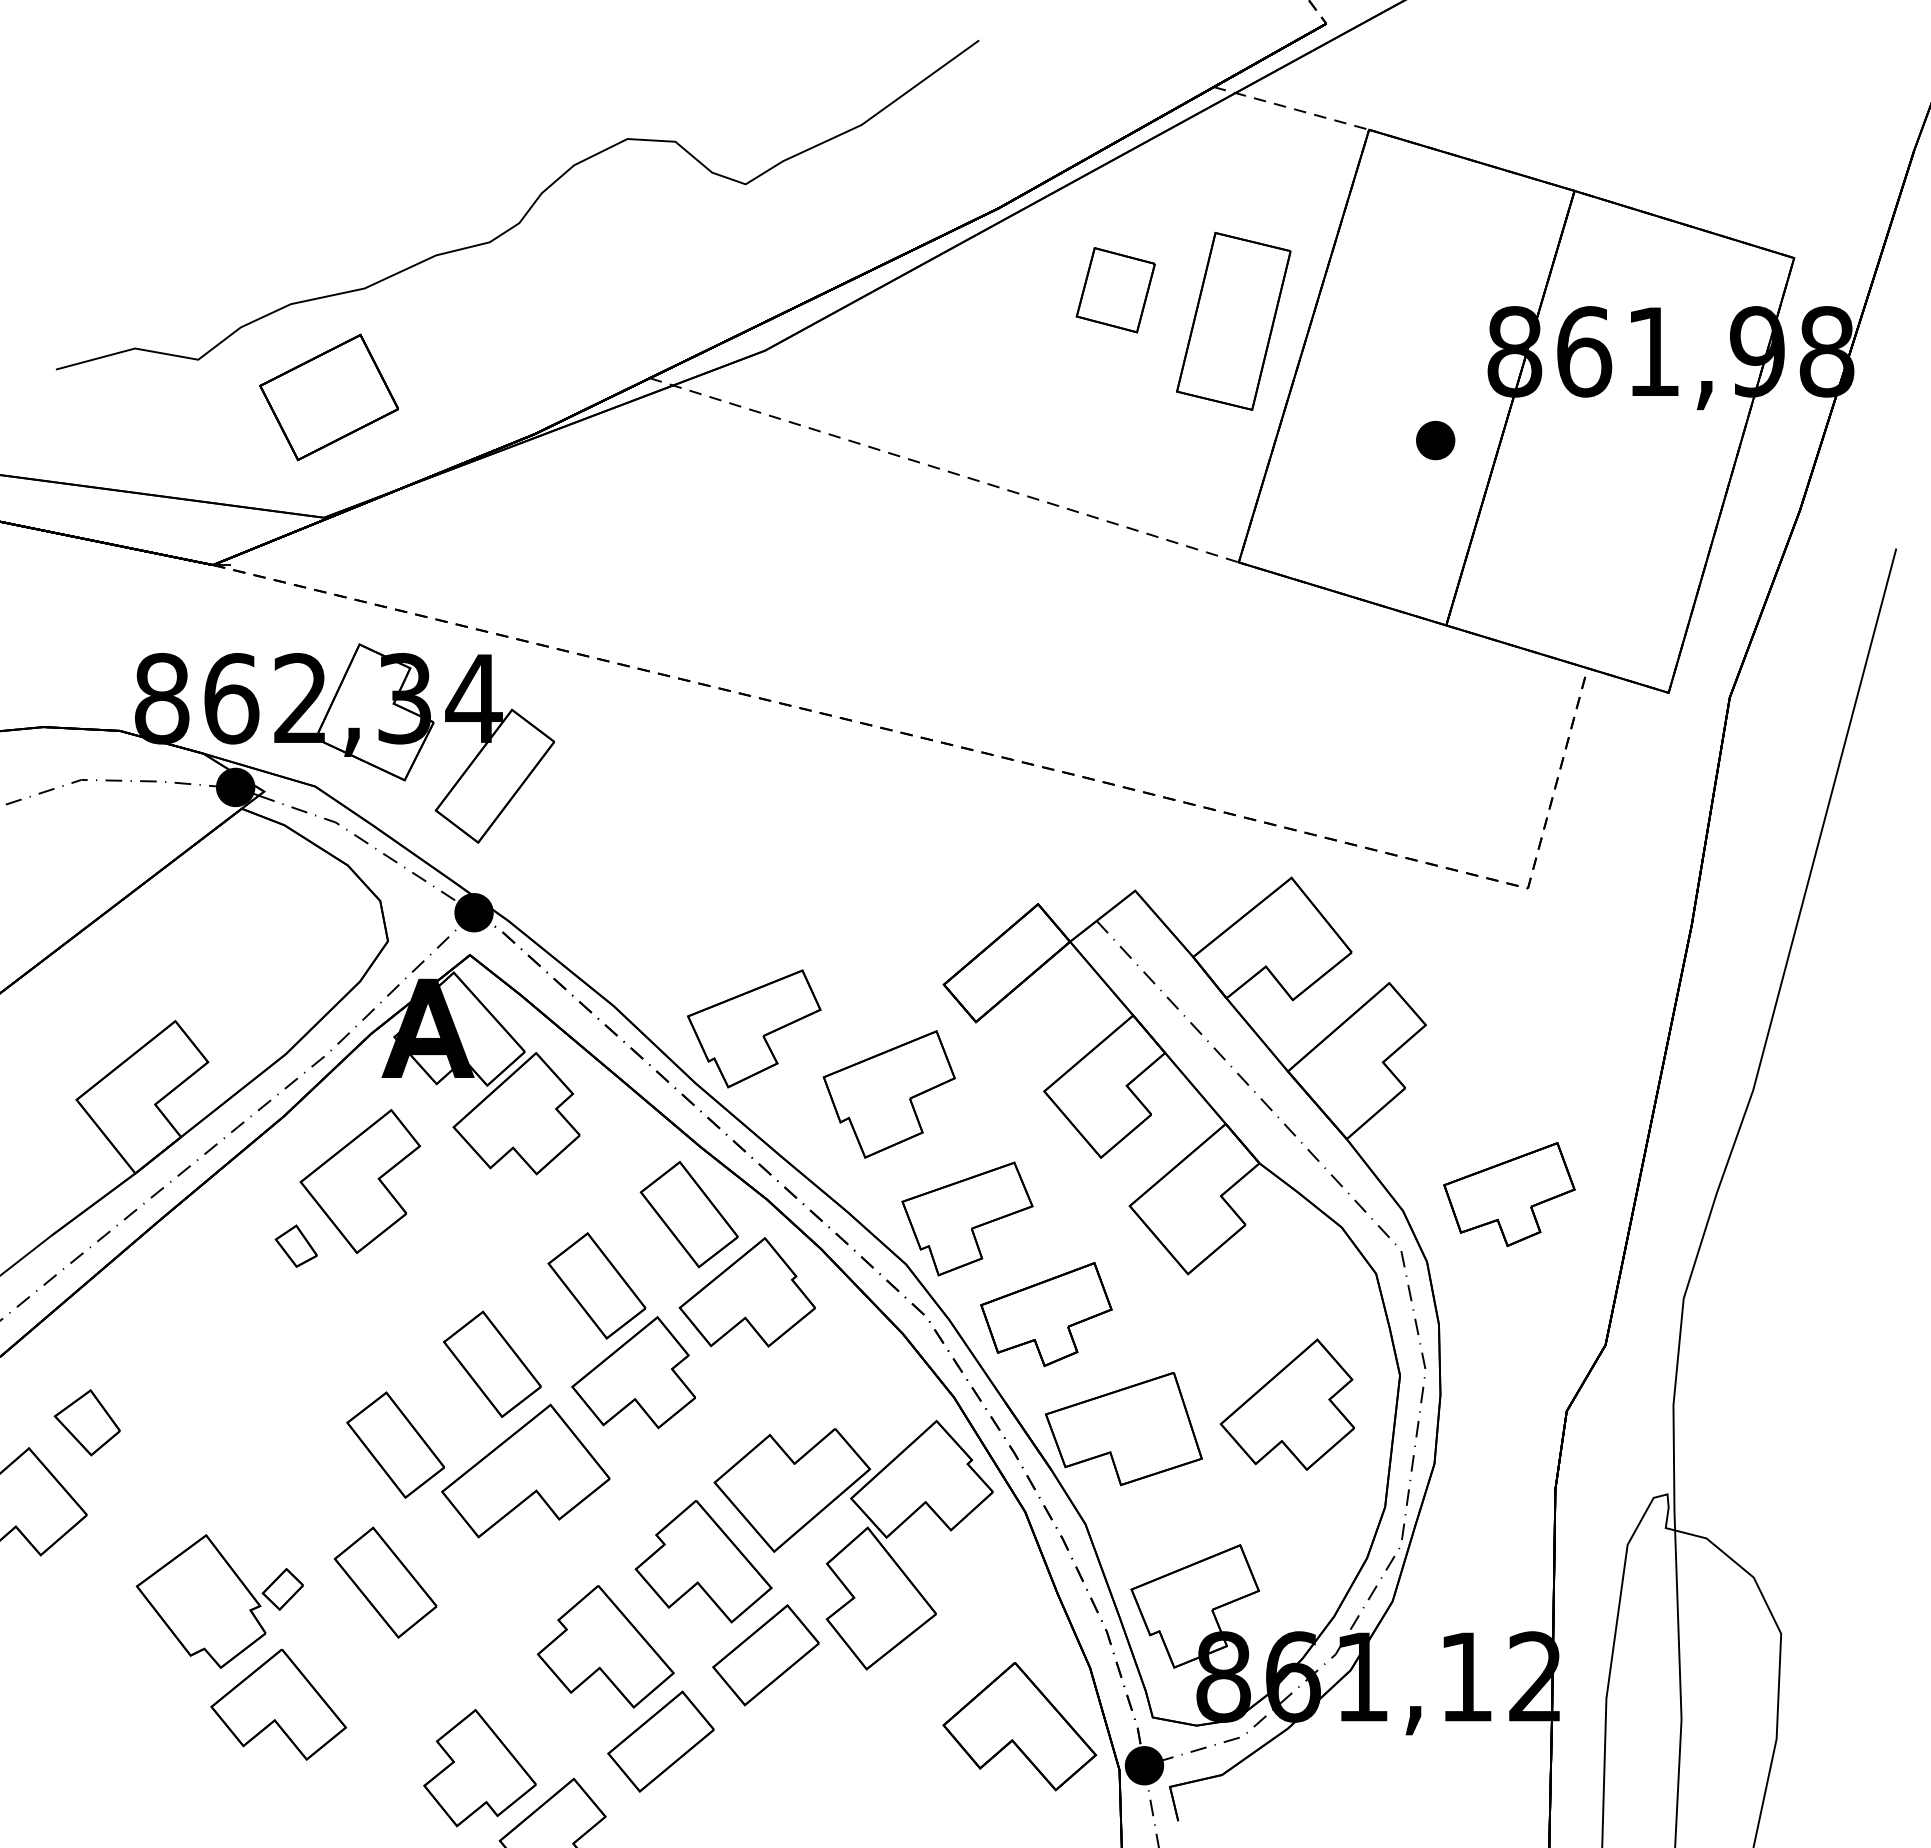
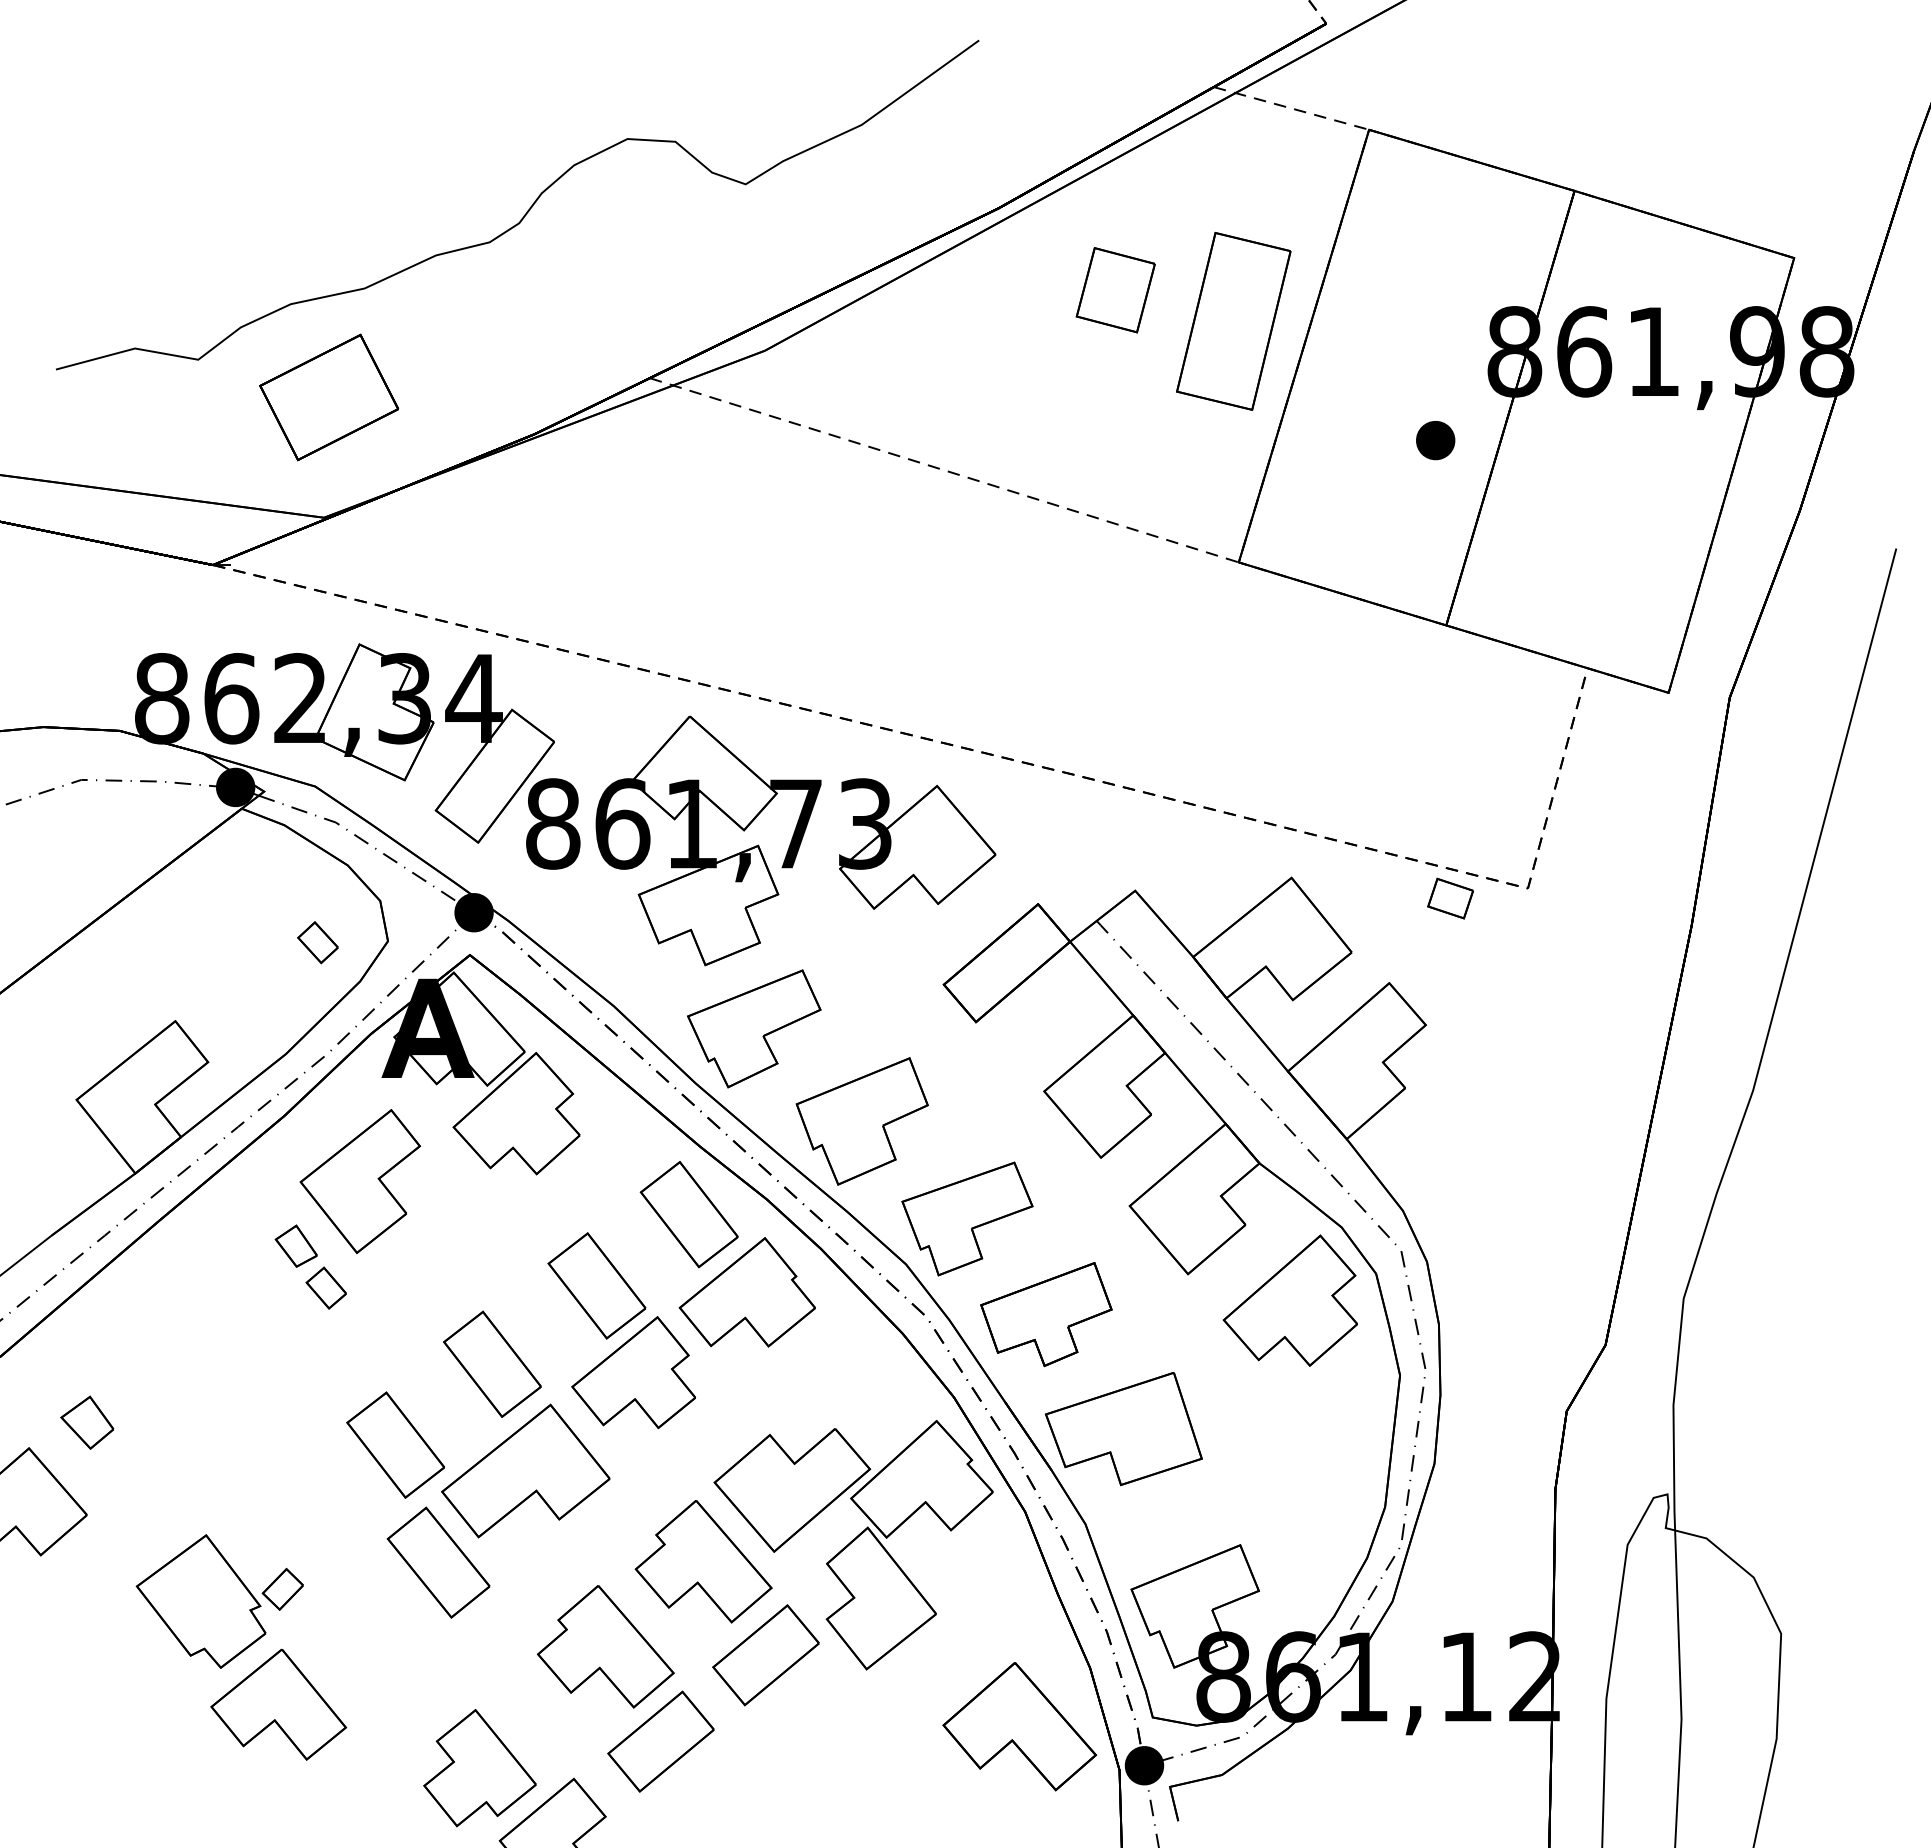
part: none -> present (761, 840)
part: none -> present (1450, 898)
part: none -> present (317, 942)
part position: (888, 1094) -> (861, 1121) (861, 1121)
part: present -> none (1509, 1194)
part: none -> present (325, 1287)
part position: (1286, 1404) -> (1289, 1300) (1289, 1300)
part size: 68x68 px -> 55x55 px (87, 1422)
part position: (385, 1582) -> (438, 1562) (438, 1562)
